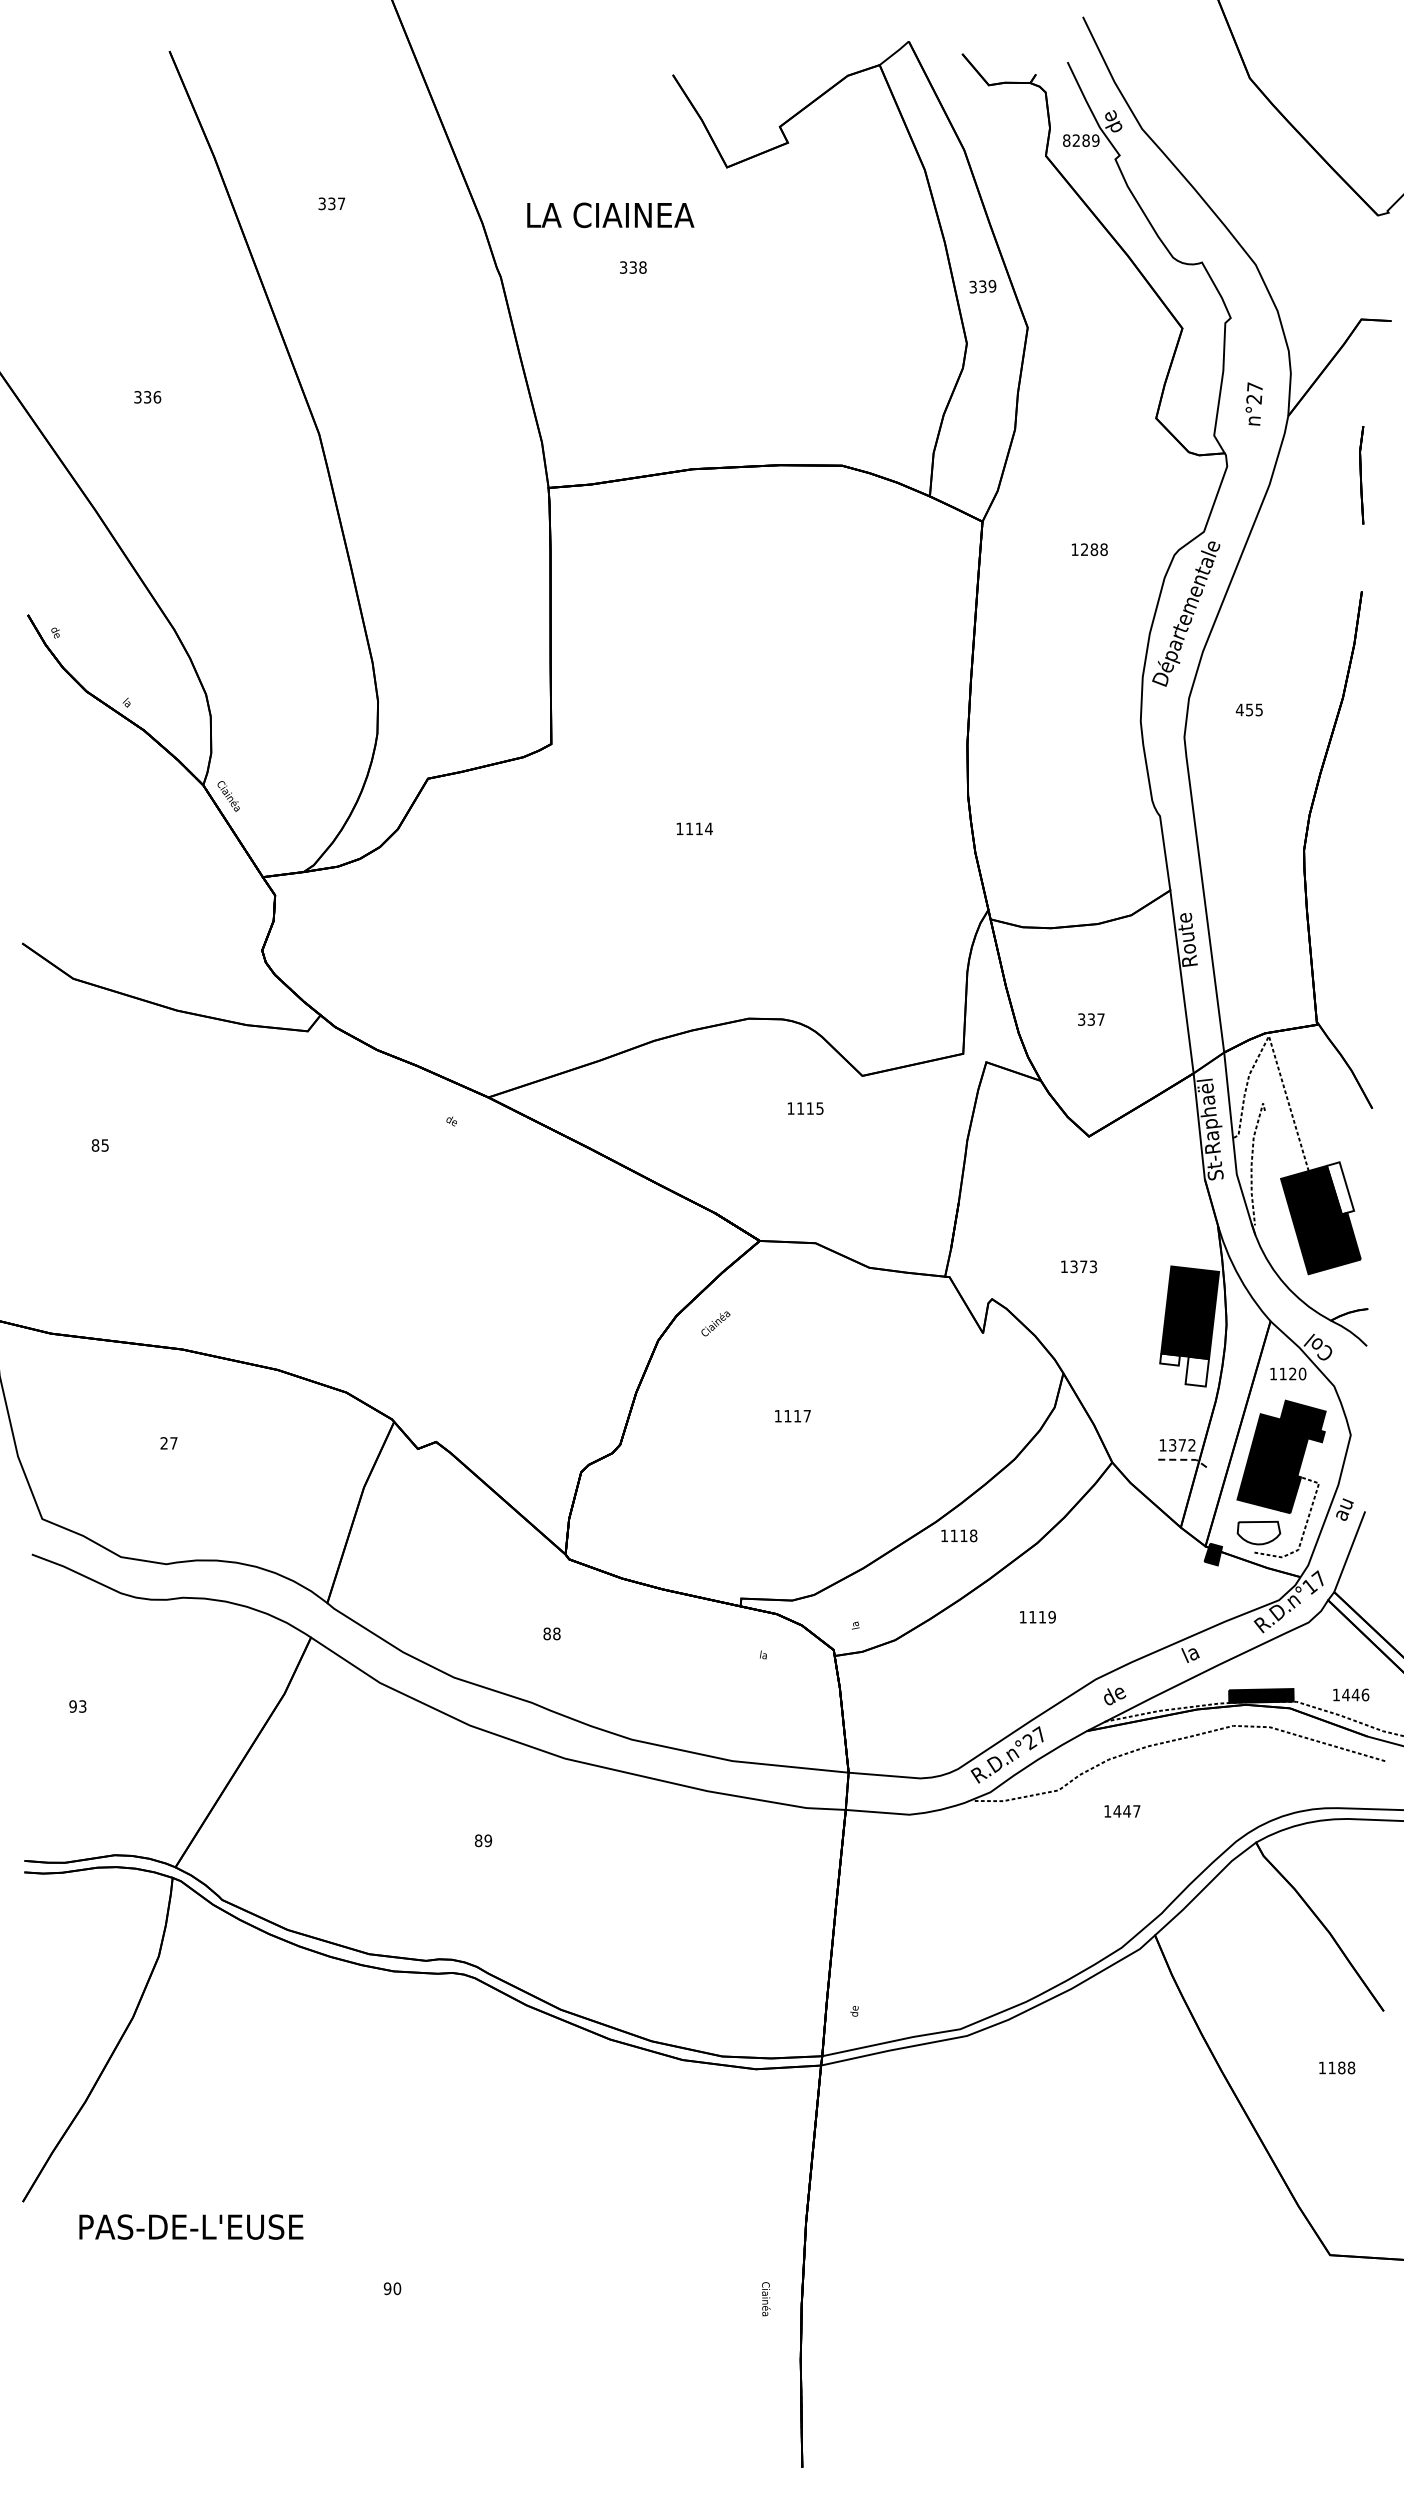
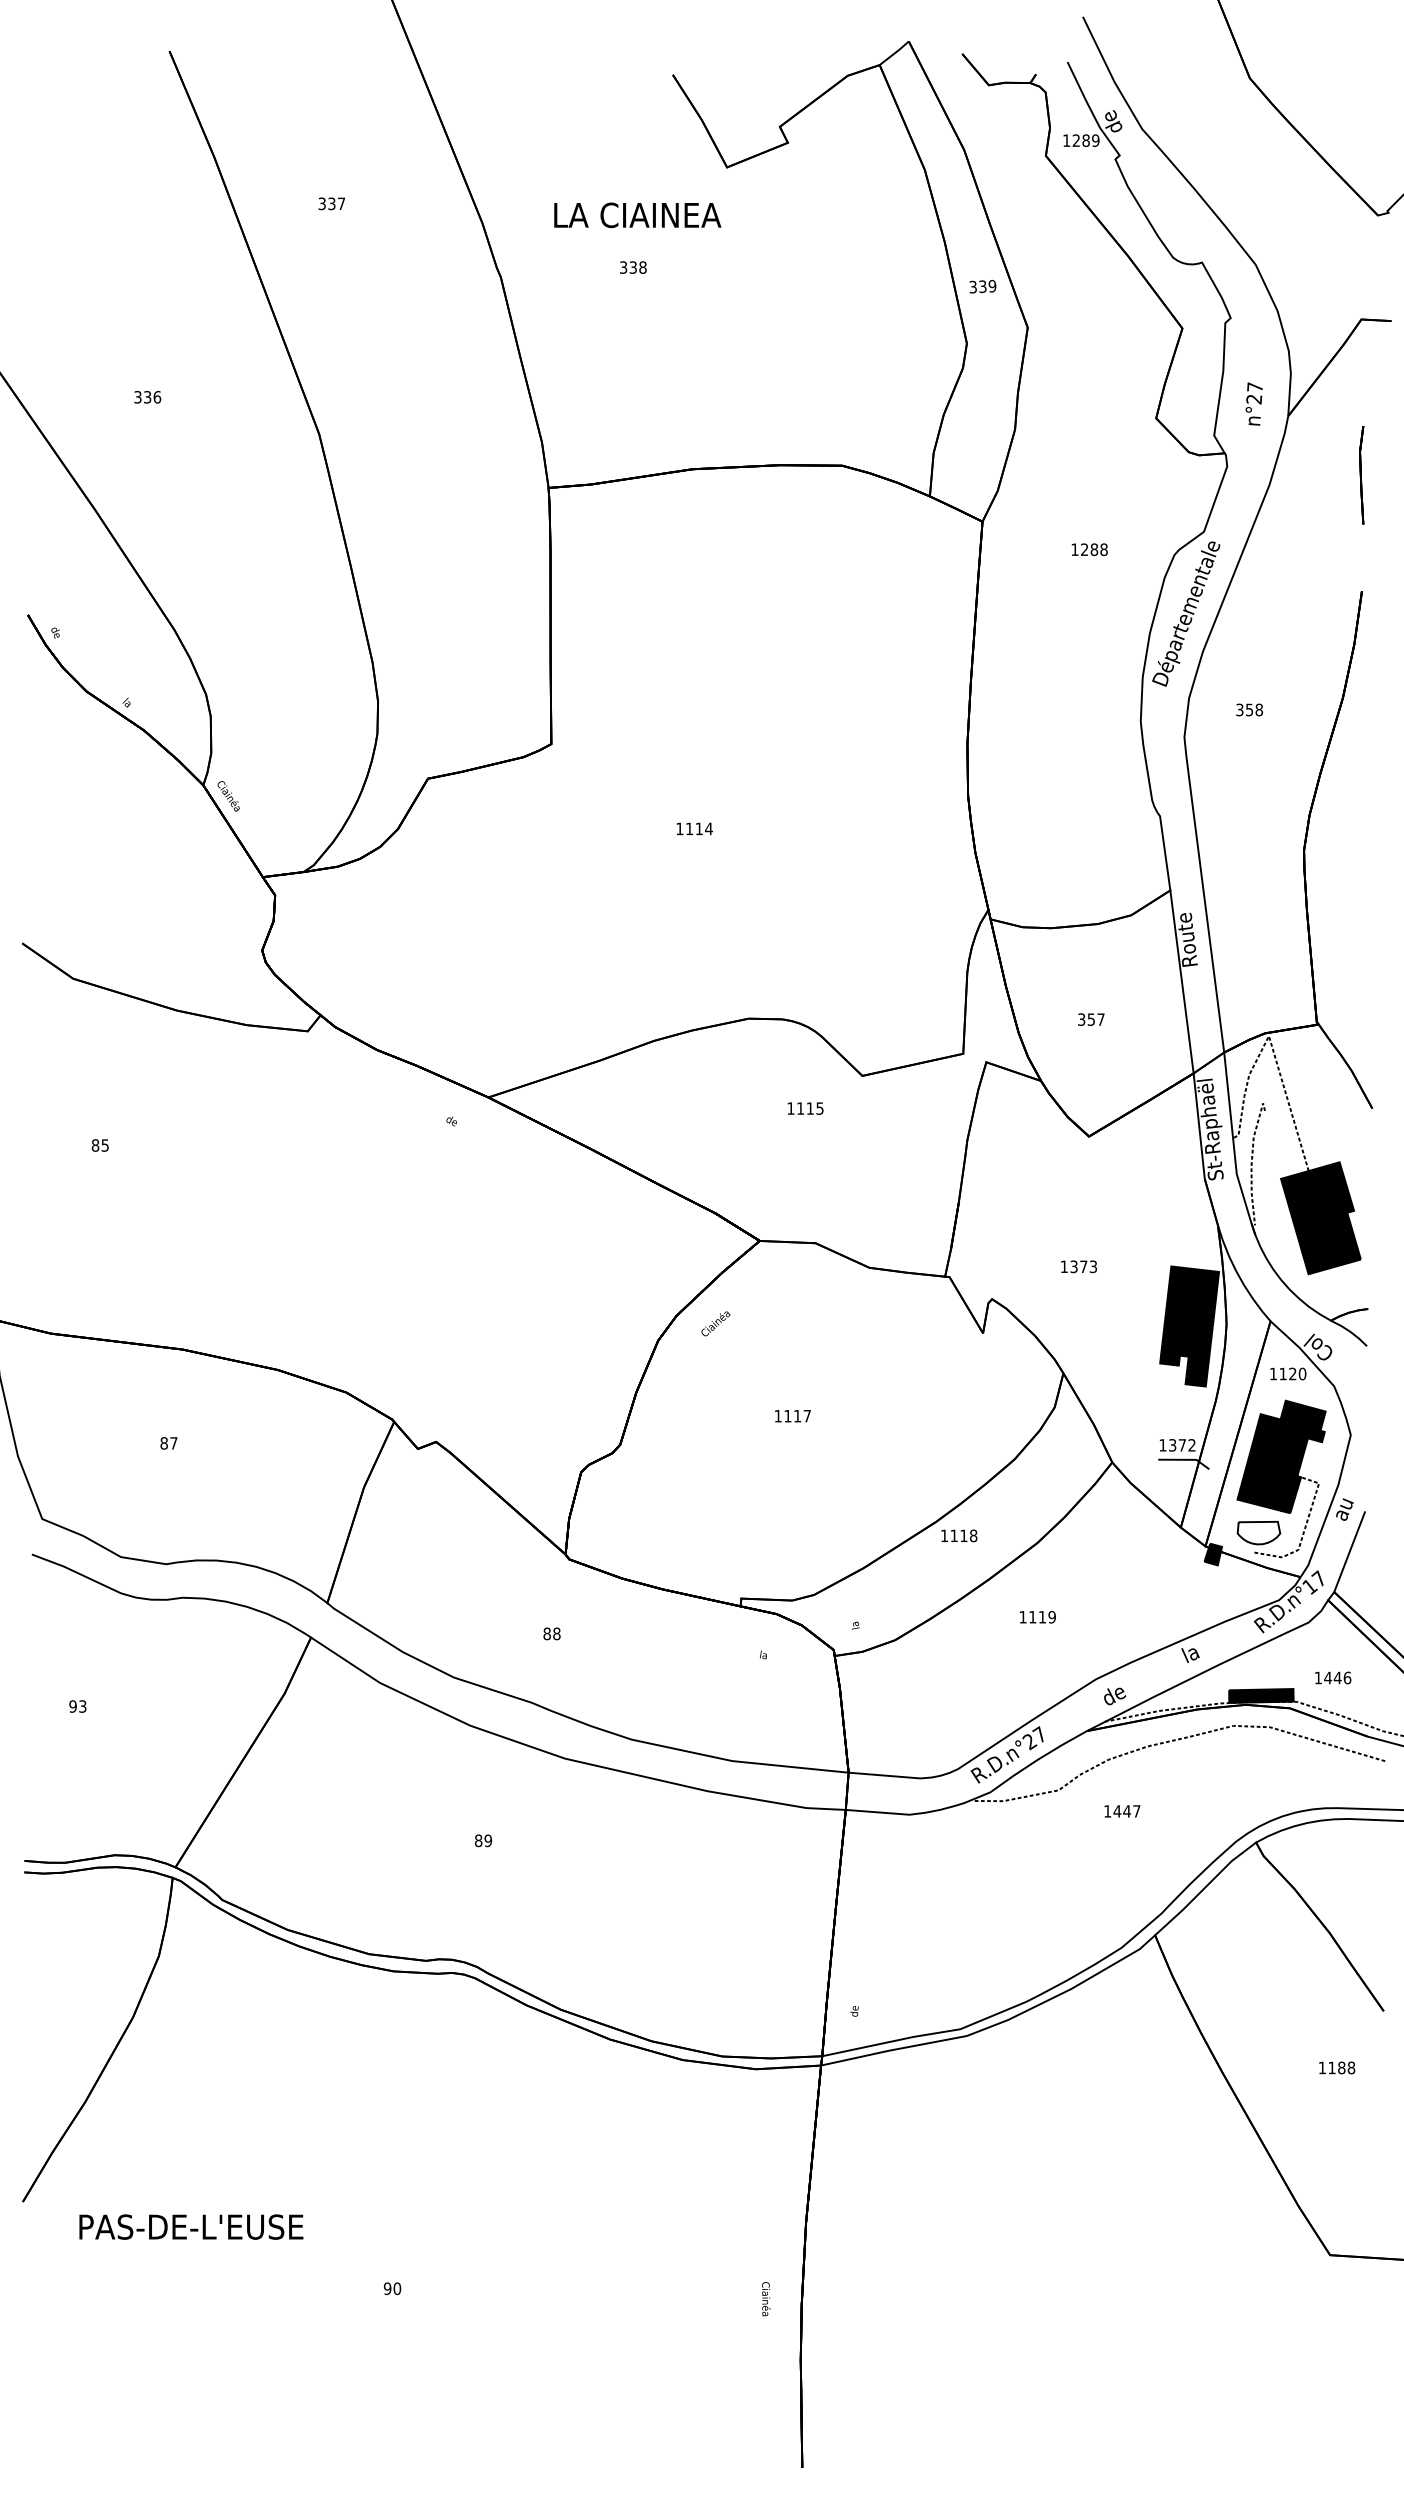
text: 8289 -> 1289 (1066, 140)
text position: (610, 215) -> (637, 215) (637, 215)
text: 455 -> 358 (1249, 709)
text: 337 -> 357 (1091, 1019)
fill: none -> present (1340, 1188)
fill: none -> present (1169, 1359)
fill: none -> present (1197, 1371)
text: 27 -> 87 (163, 1443)
line: dashed -> solid (1185, 1459)
text position: (1351, 1694) -> (1333, 1677) (1333, 1677)
